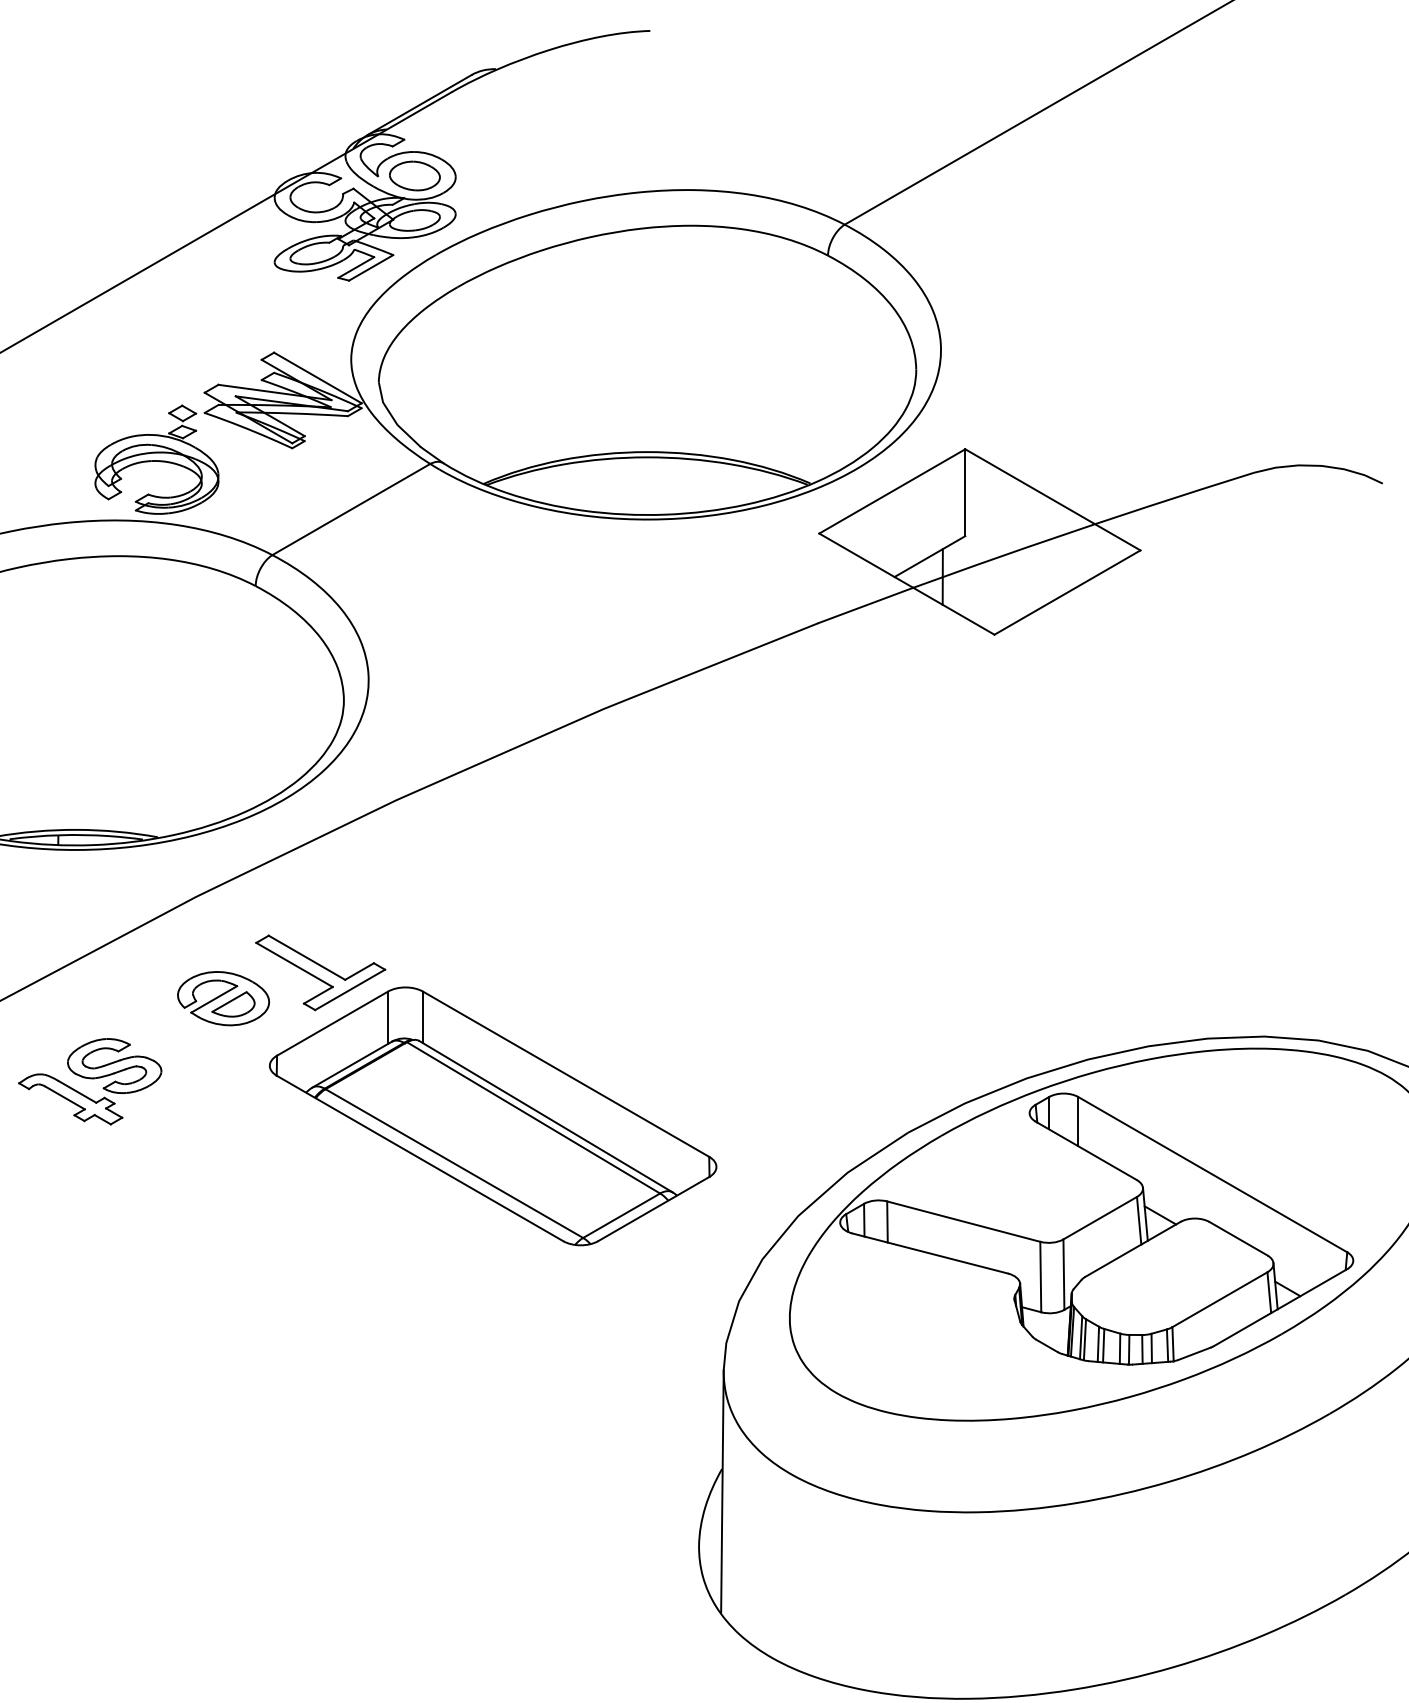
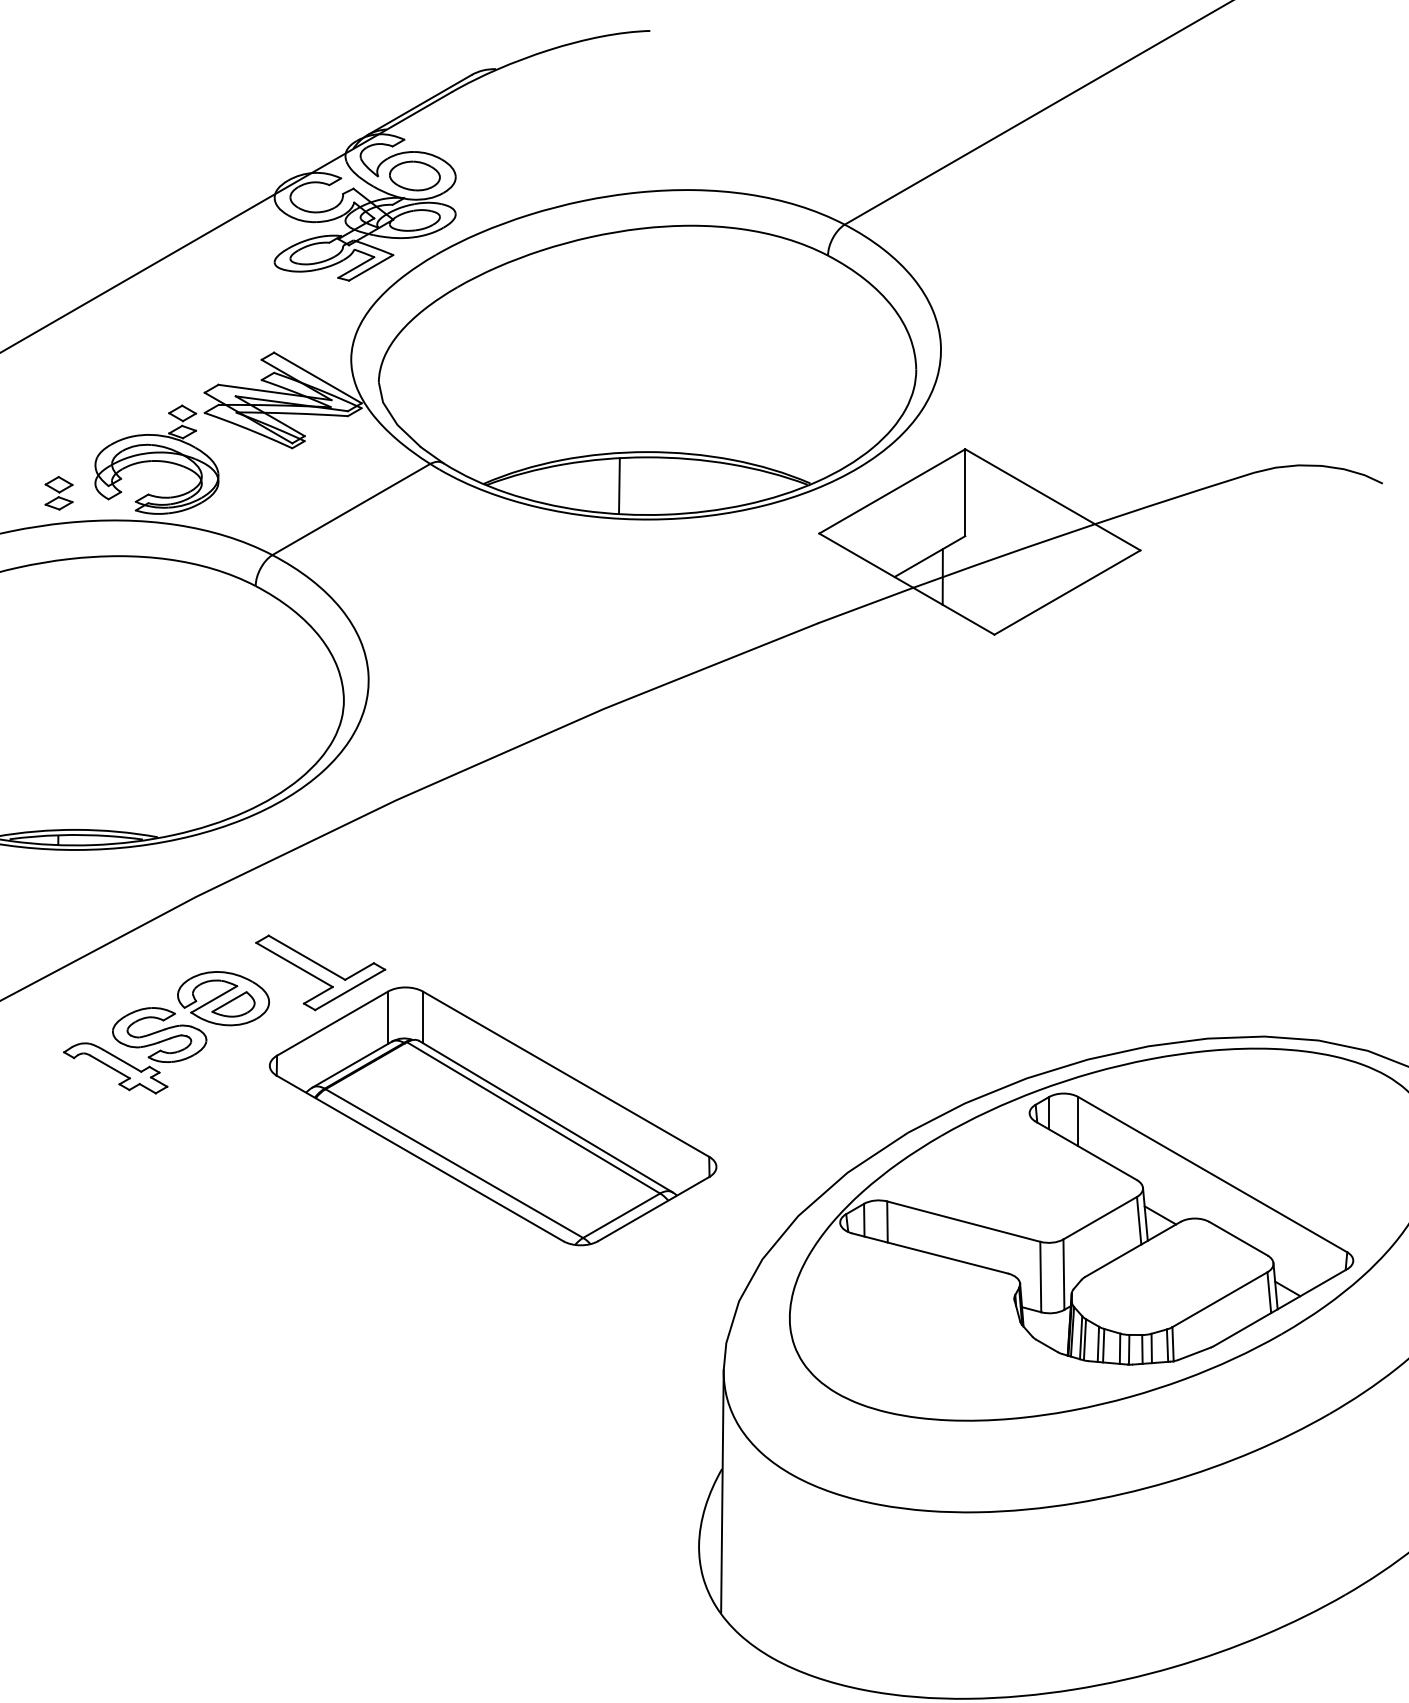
line: none -> present (619, 485)
part: none -> present (58, 492)
part position: (90, 1081) -> (135, 1050) (135, 1050)
